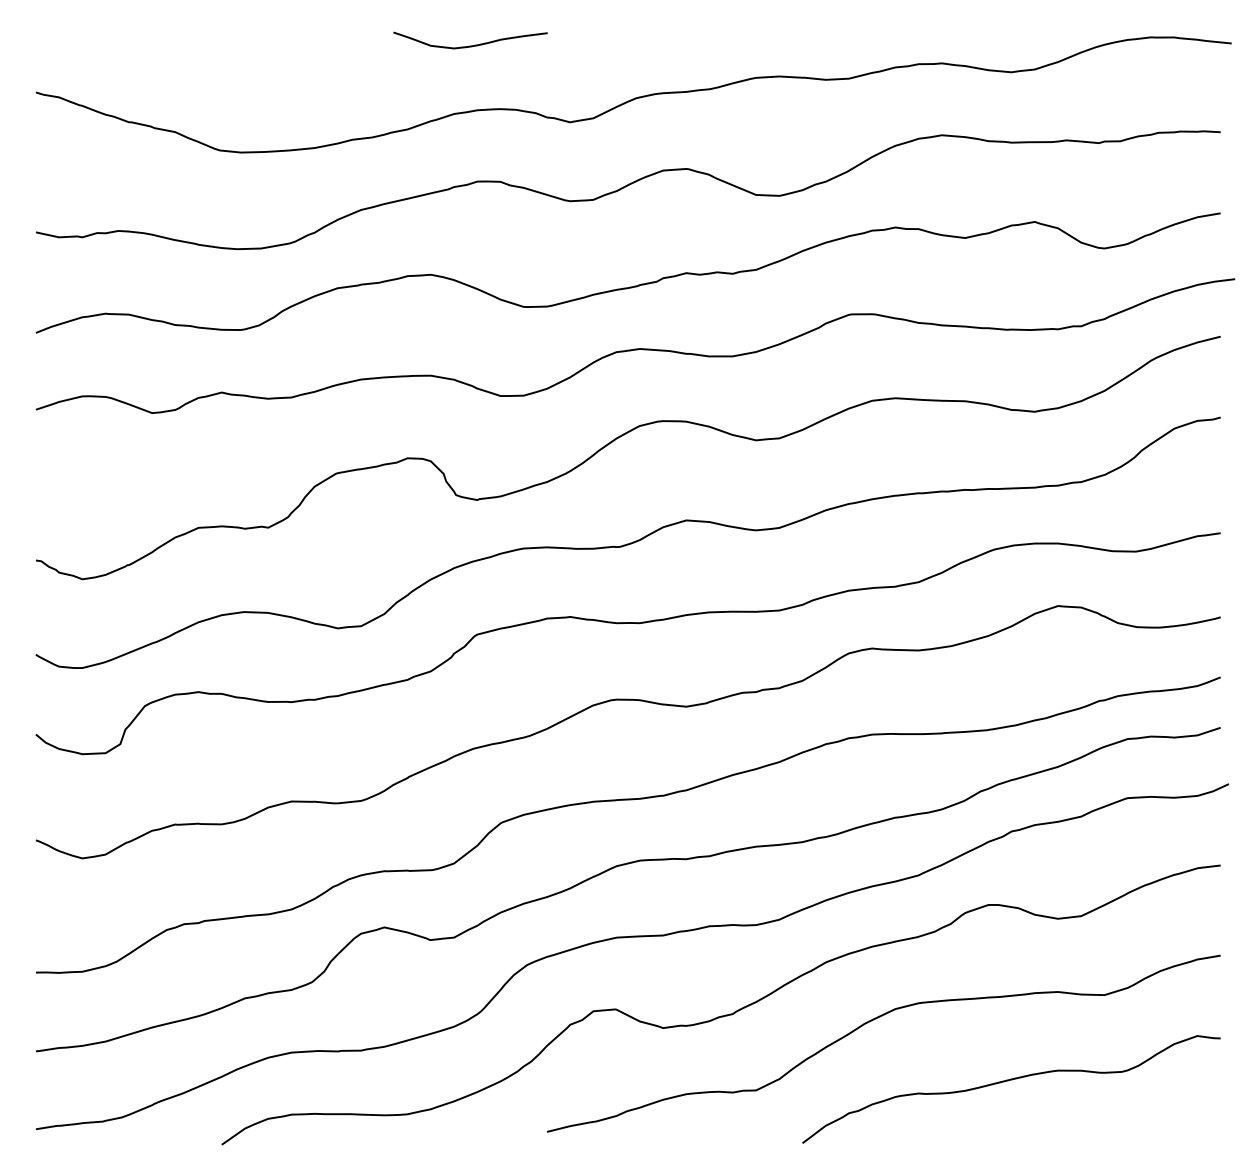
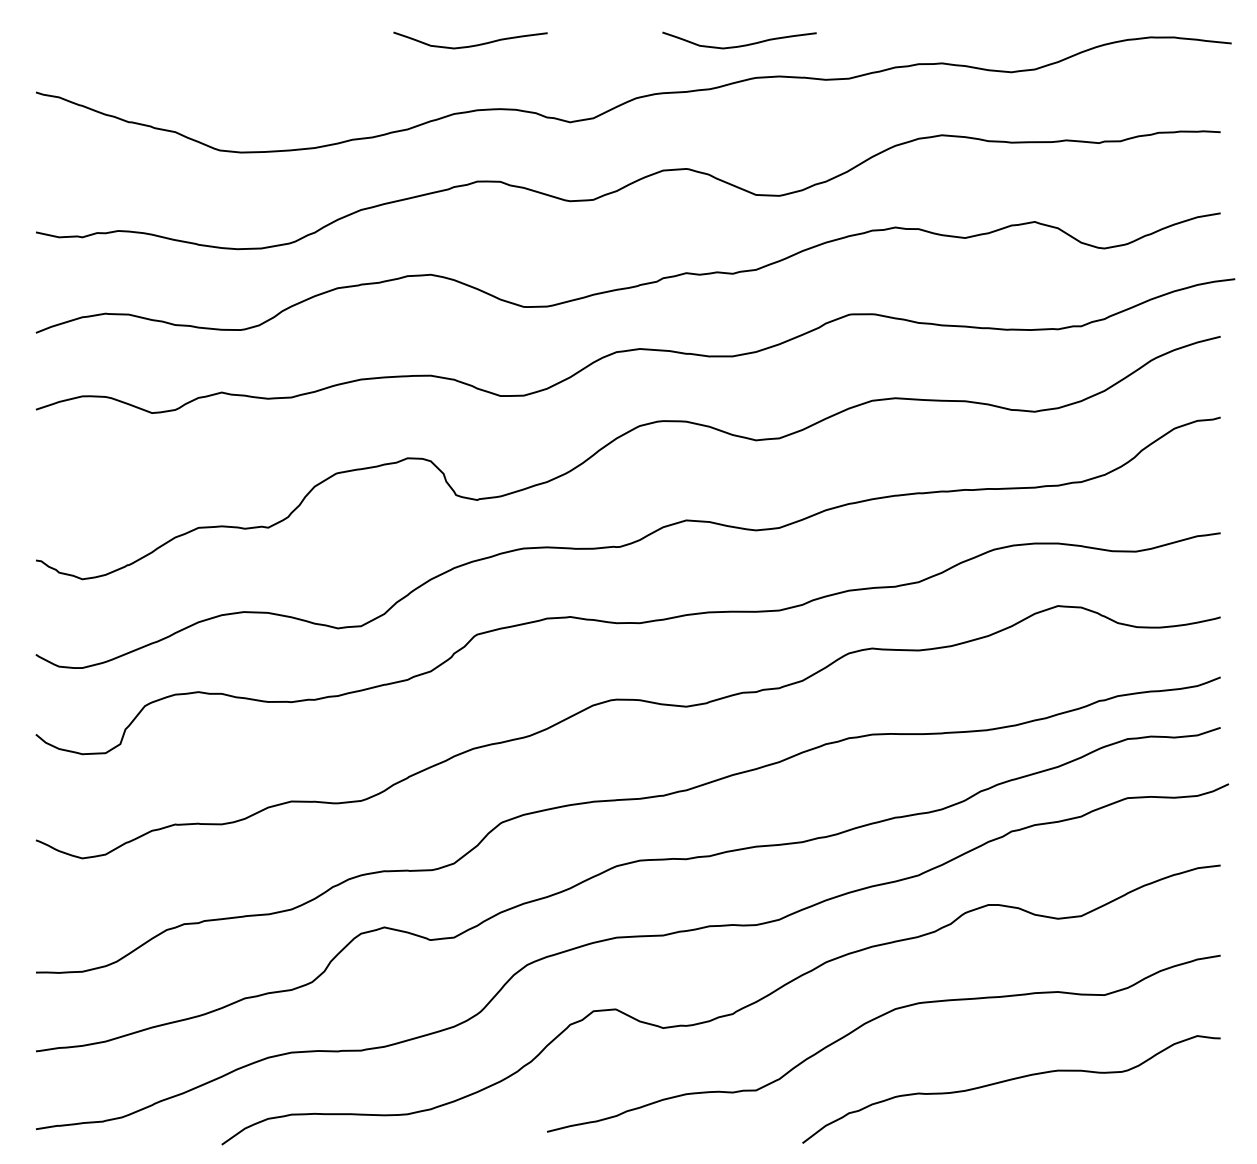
curve: none -> present (739, 45)
